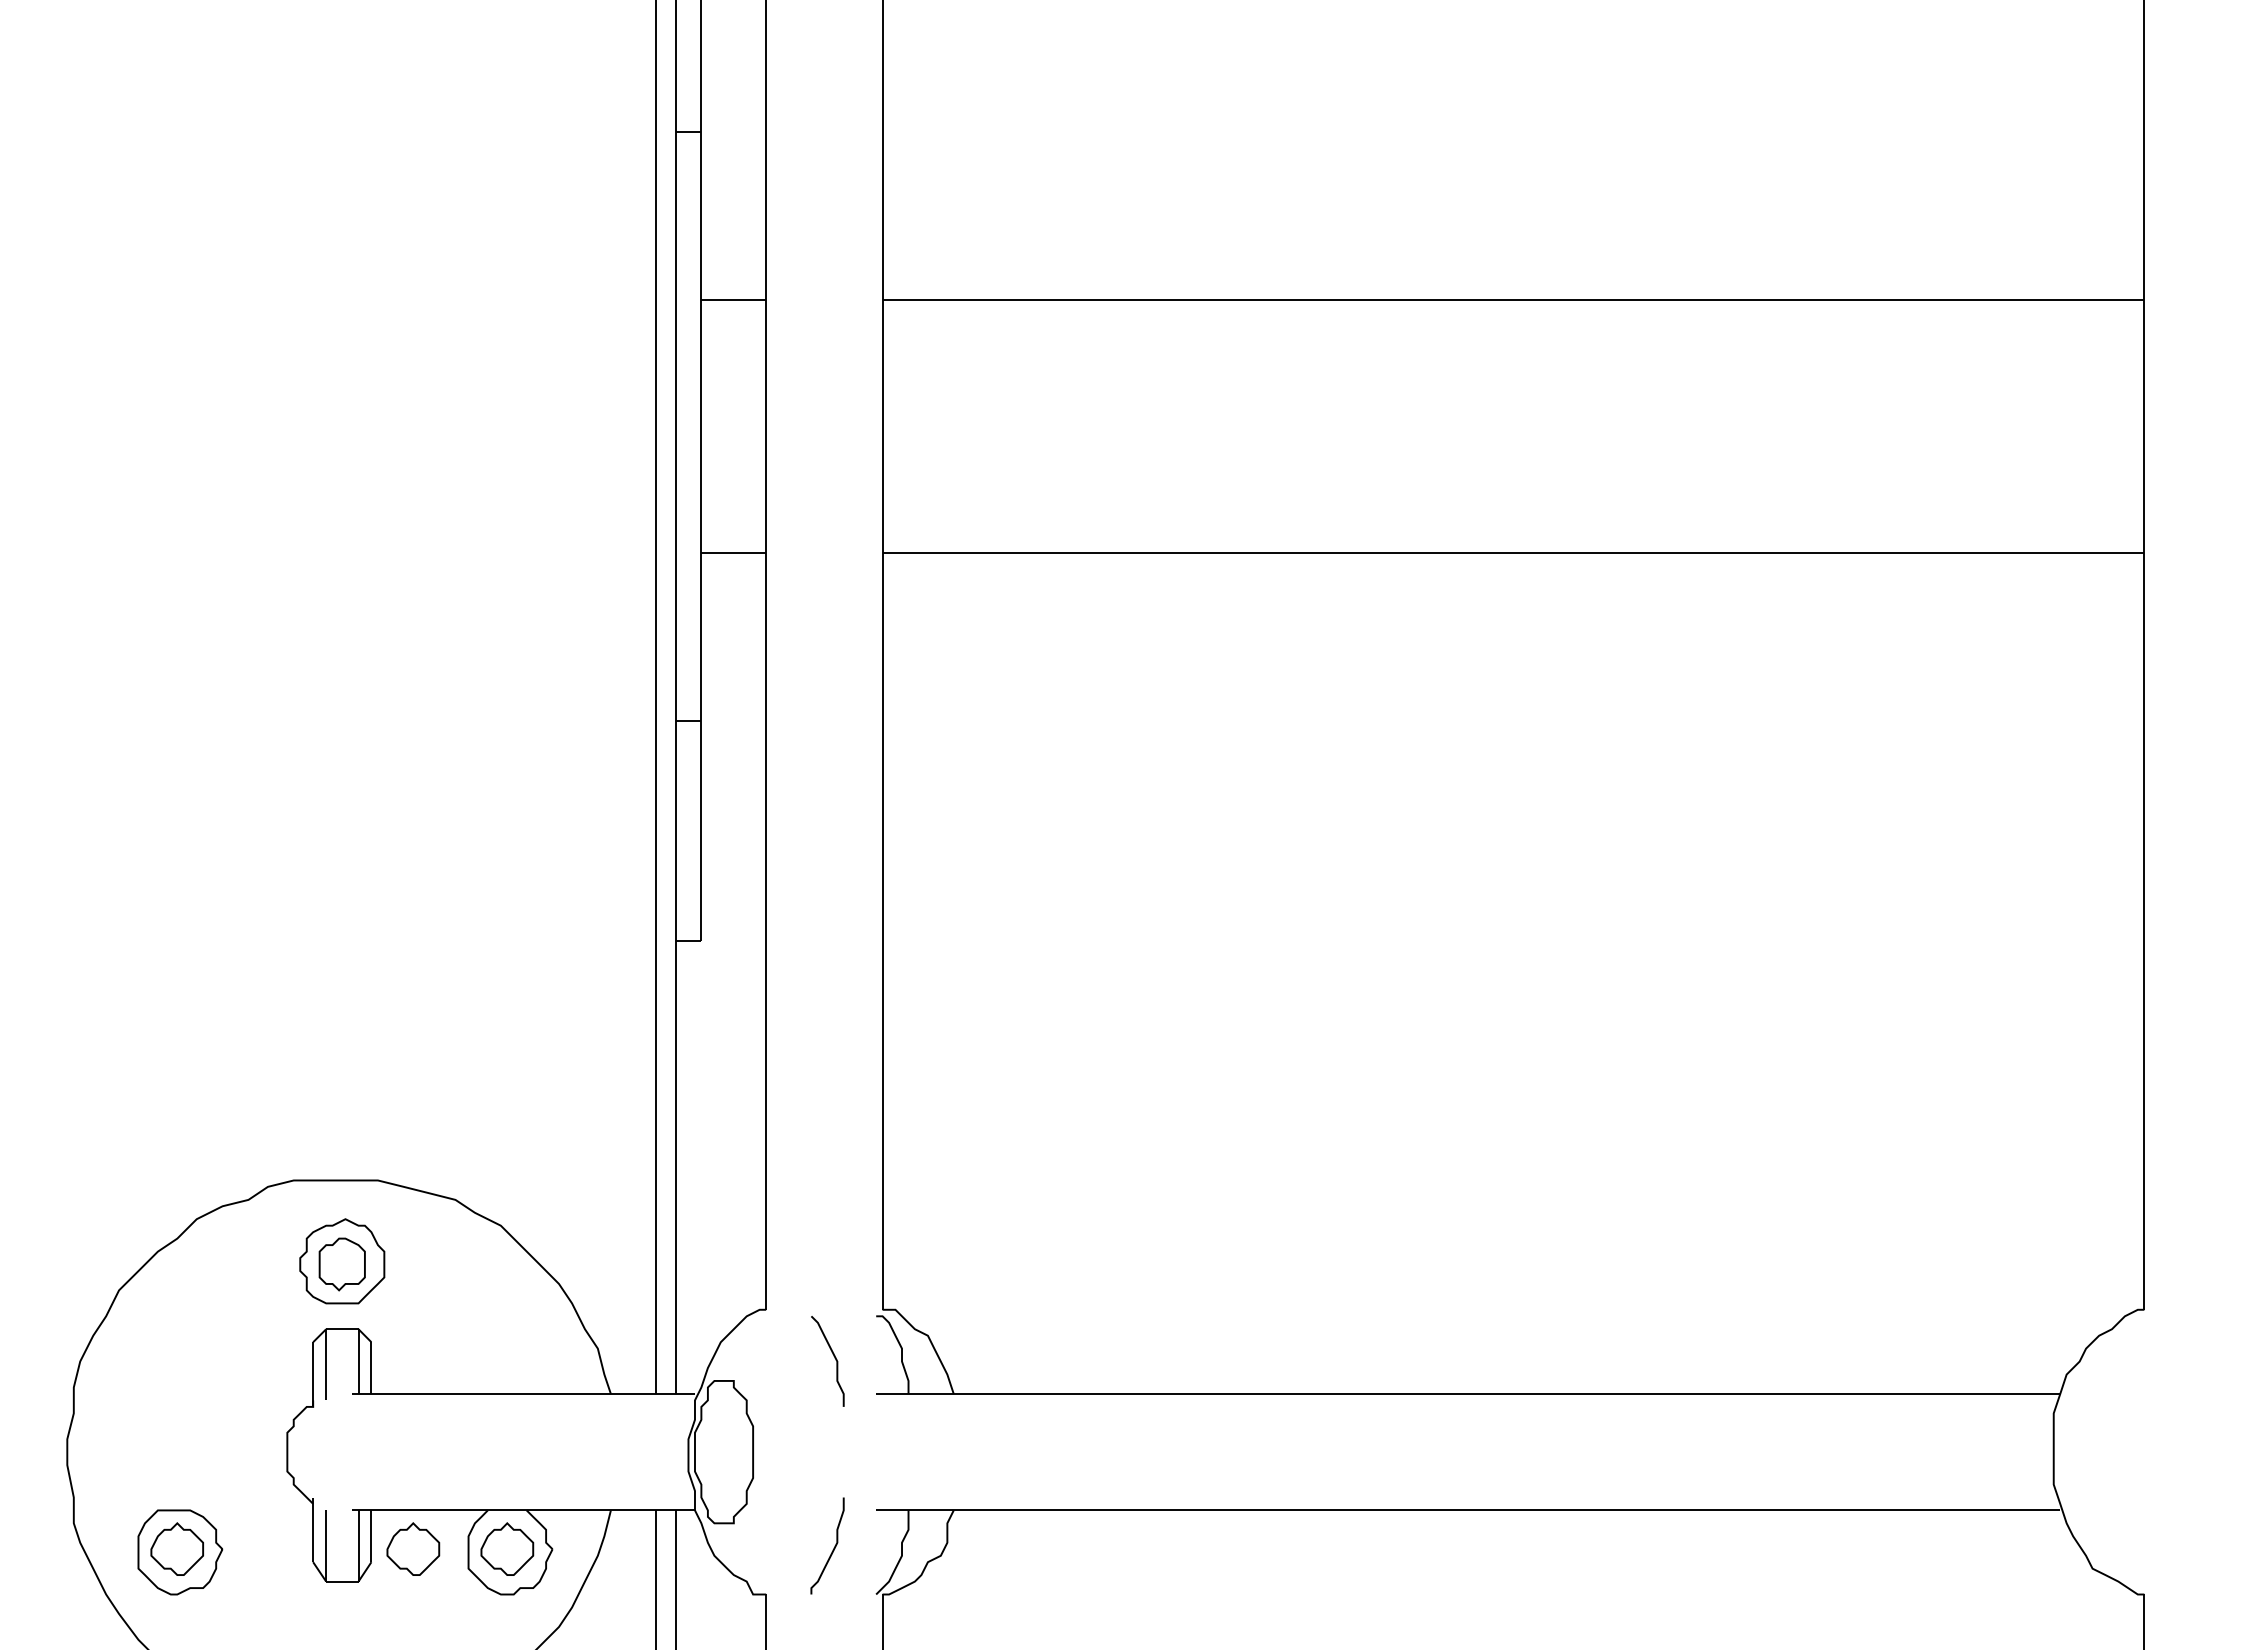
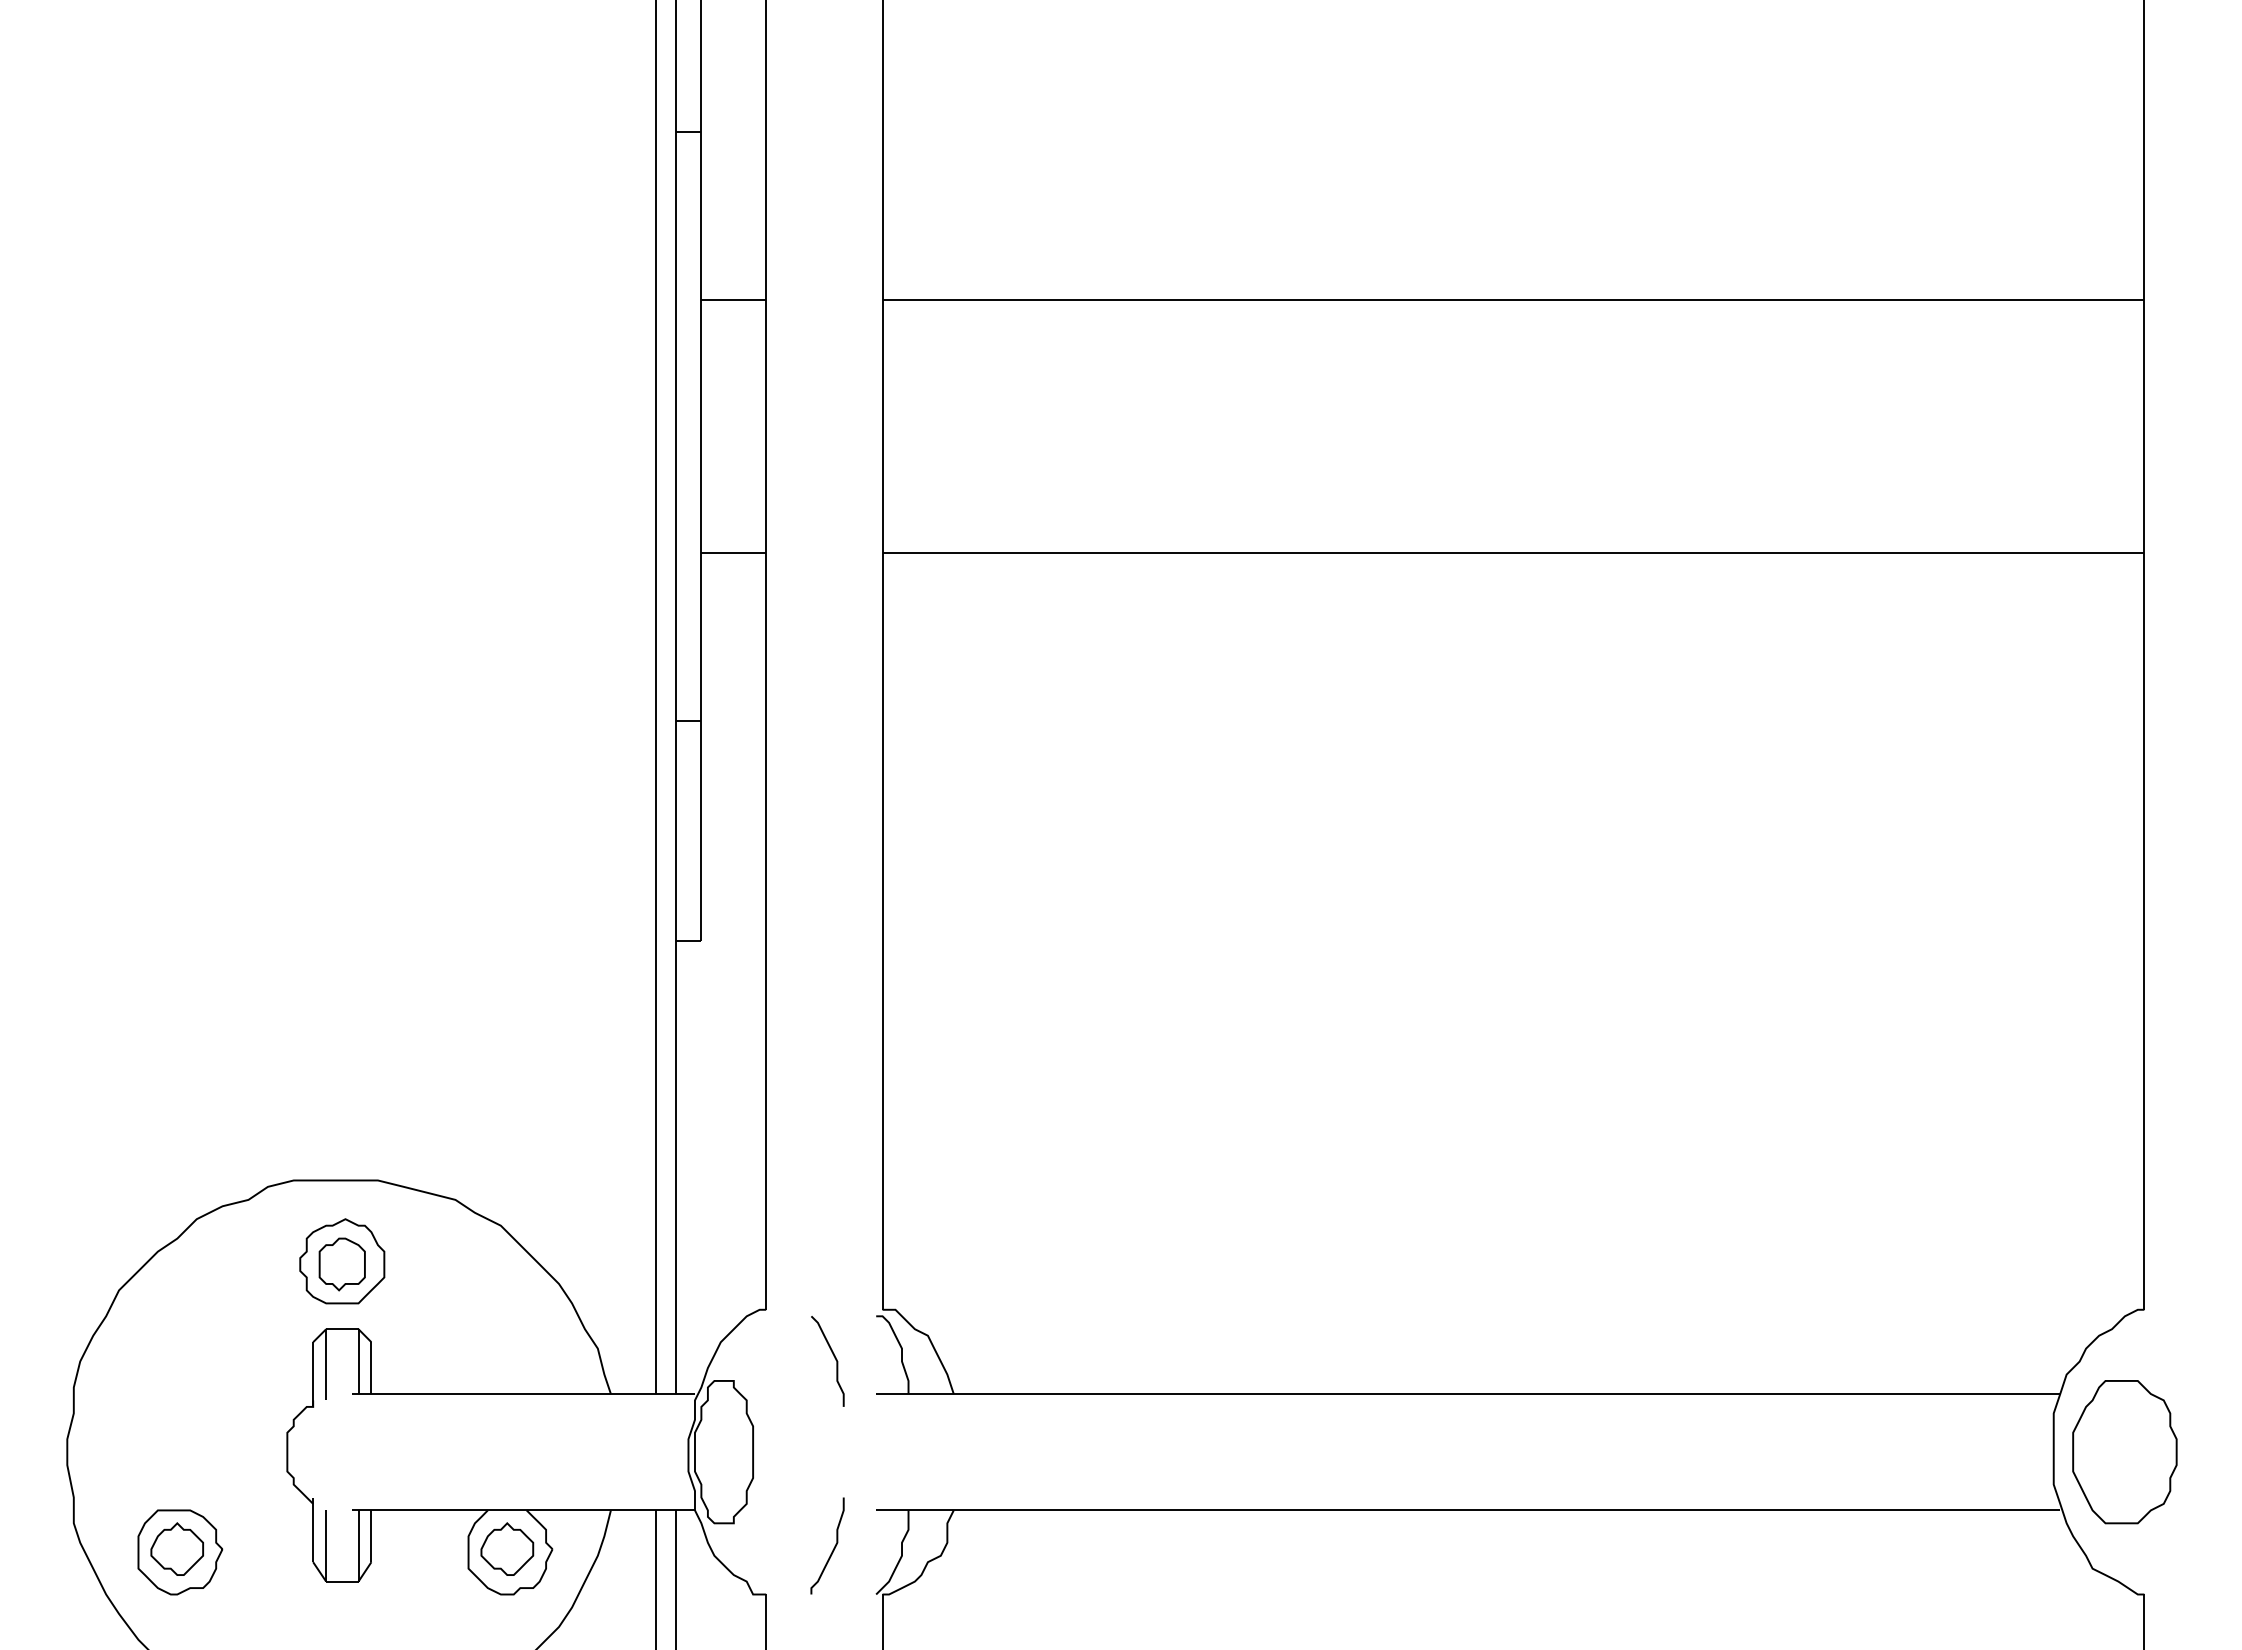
part: none -> present (2124, 1452)
part: present -> none (413, 1548)
